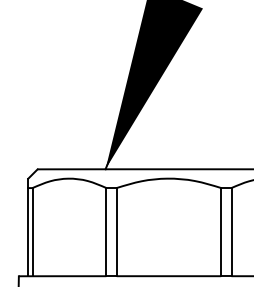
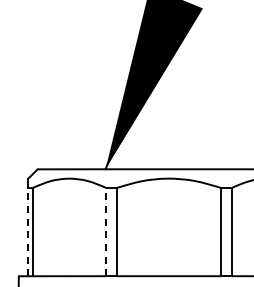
line: solid -> dashed (28, 231)
line: solid -> dashed (106, 231)
